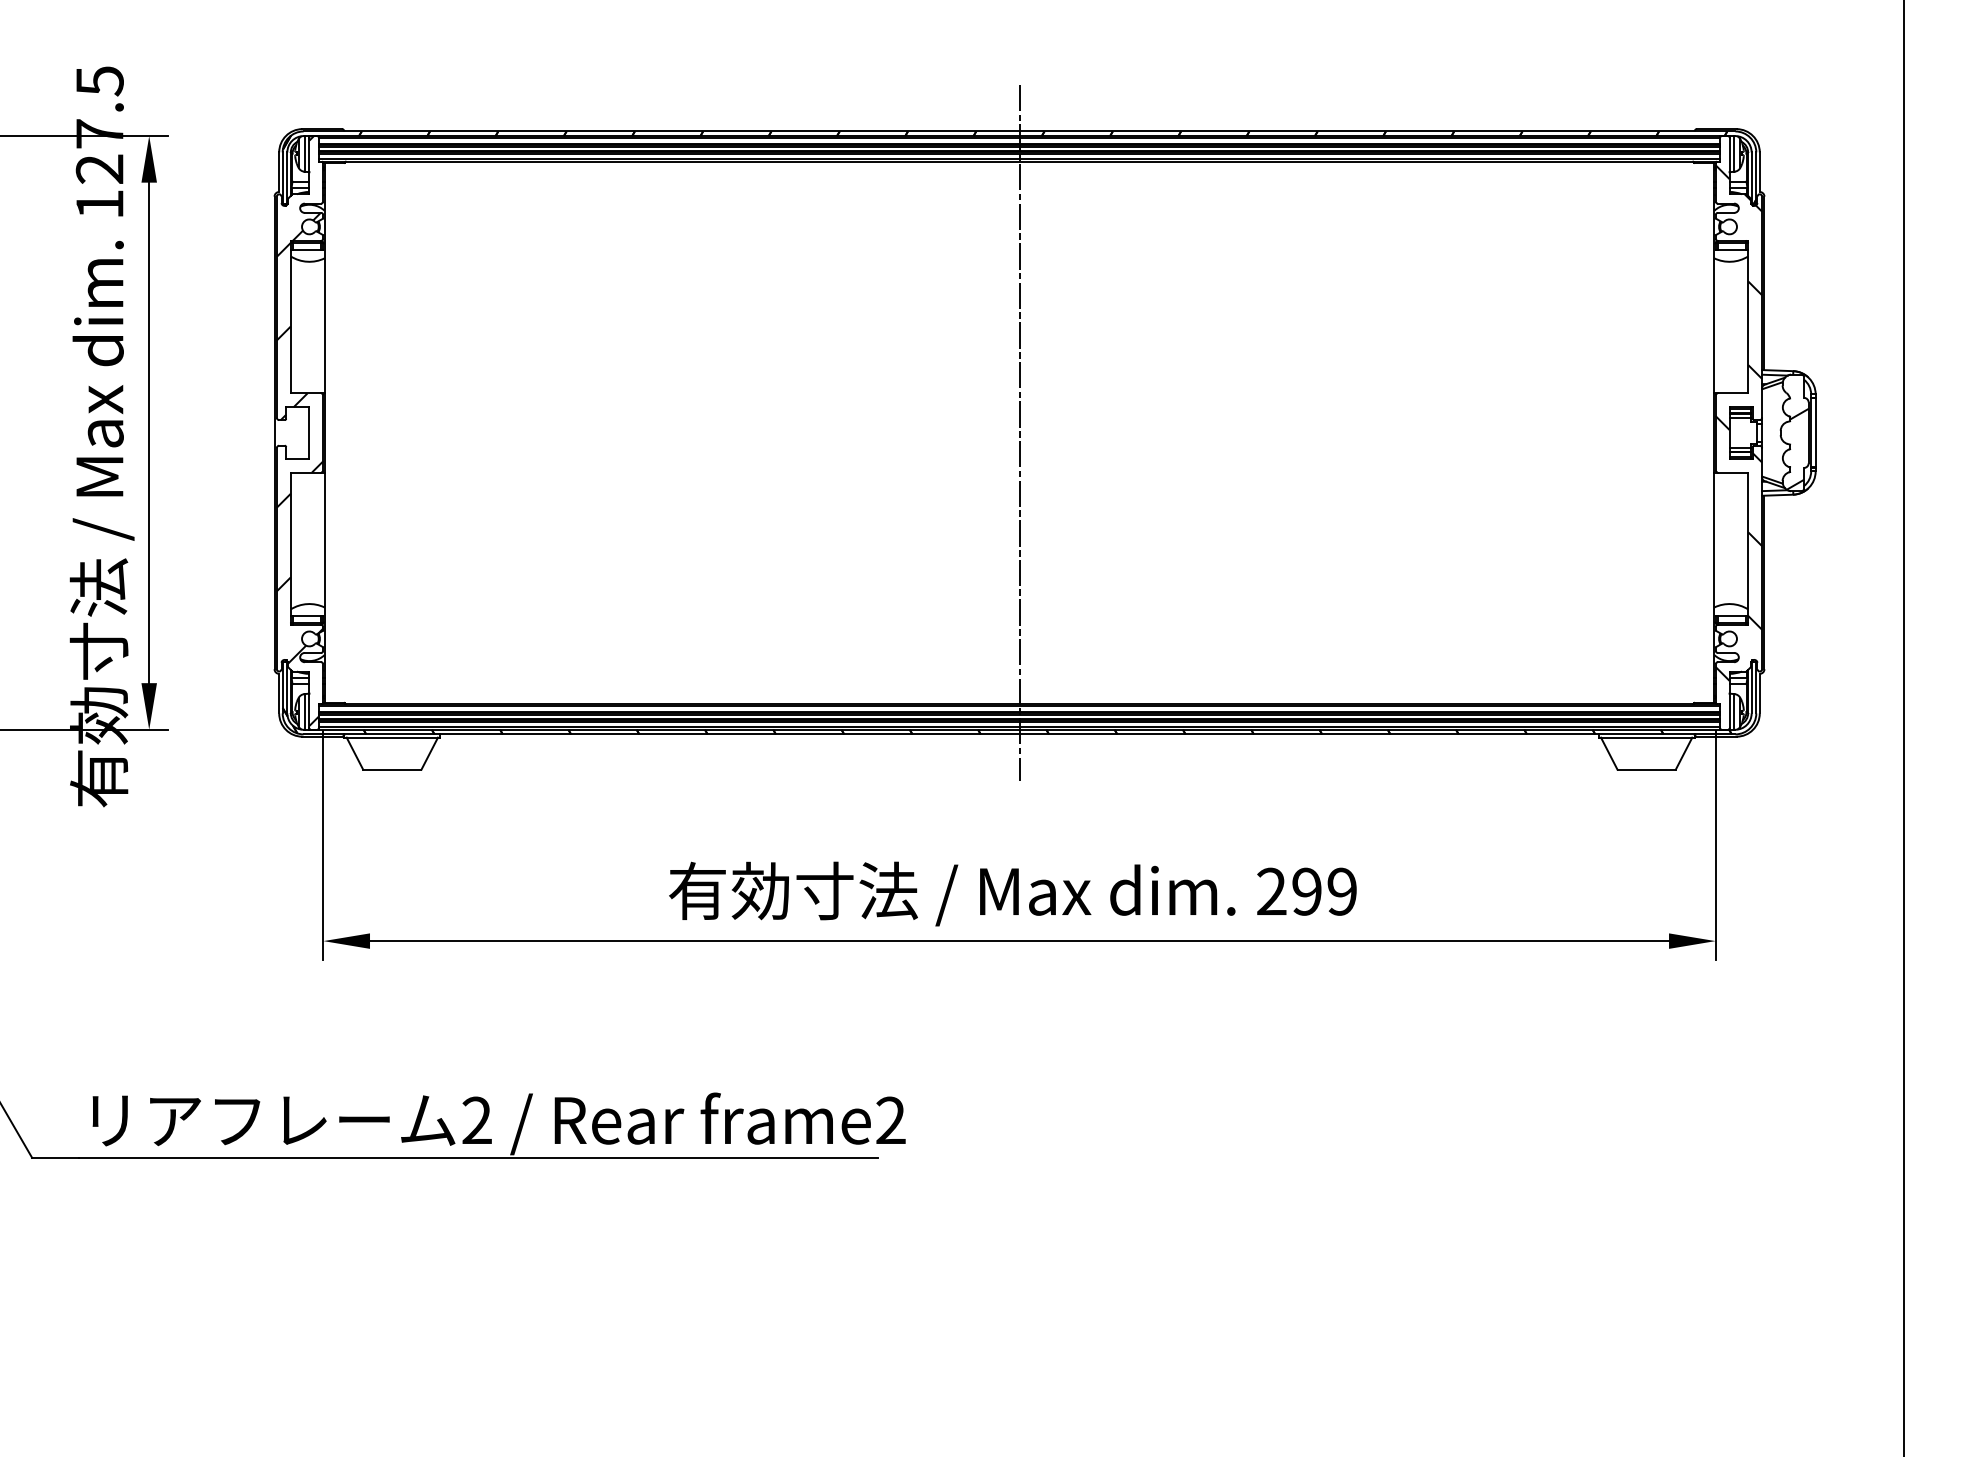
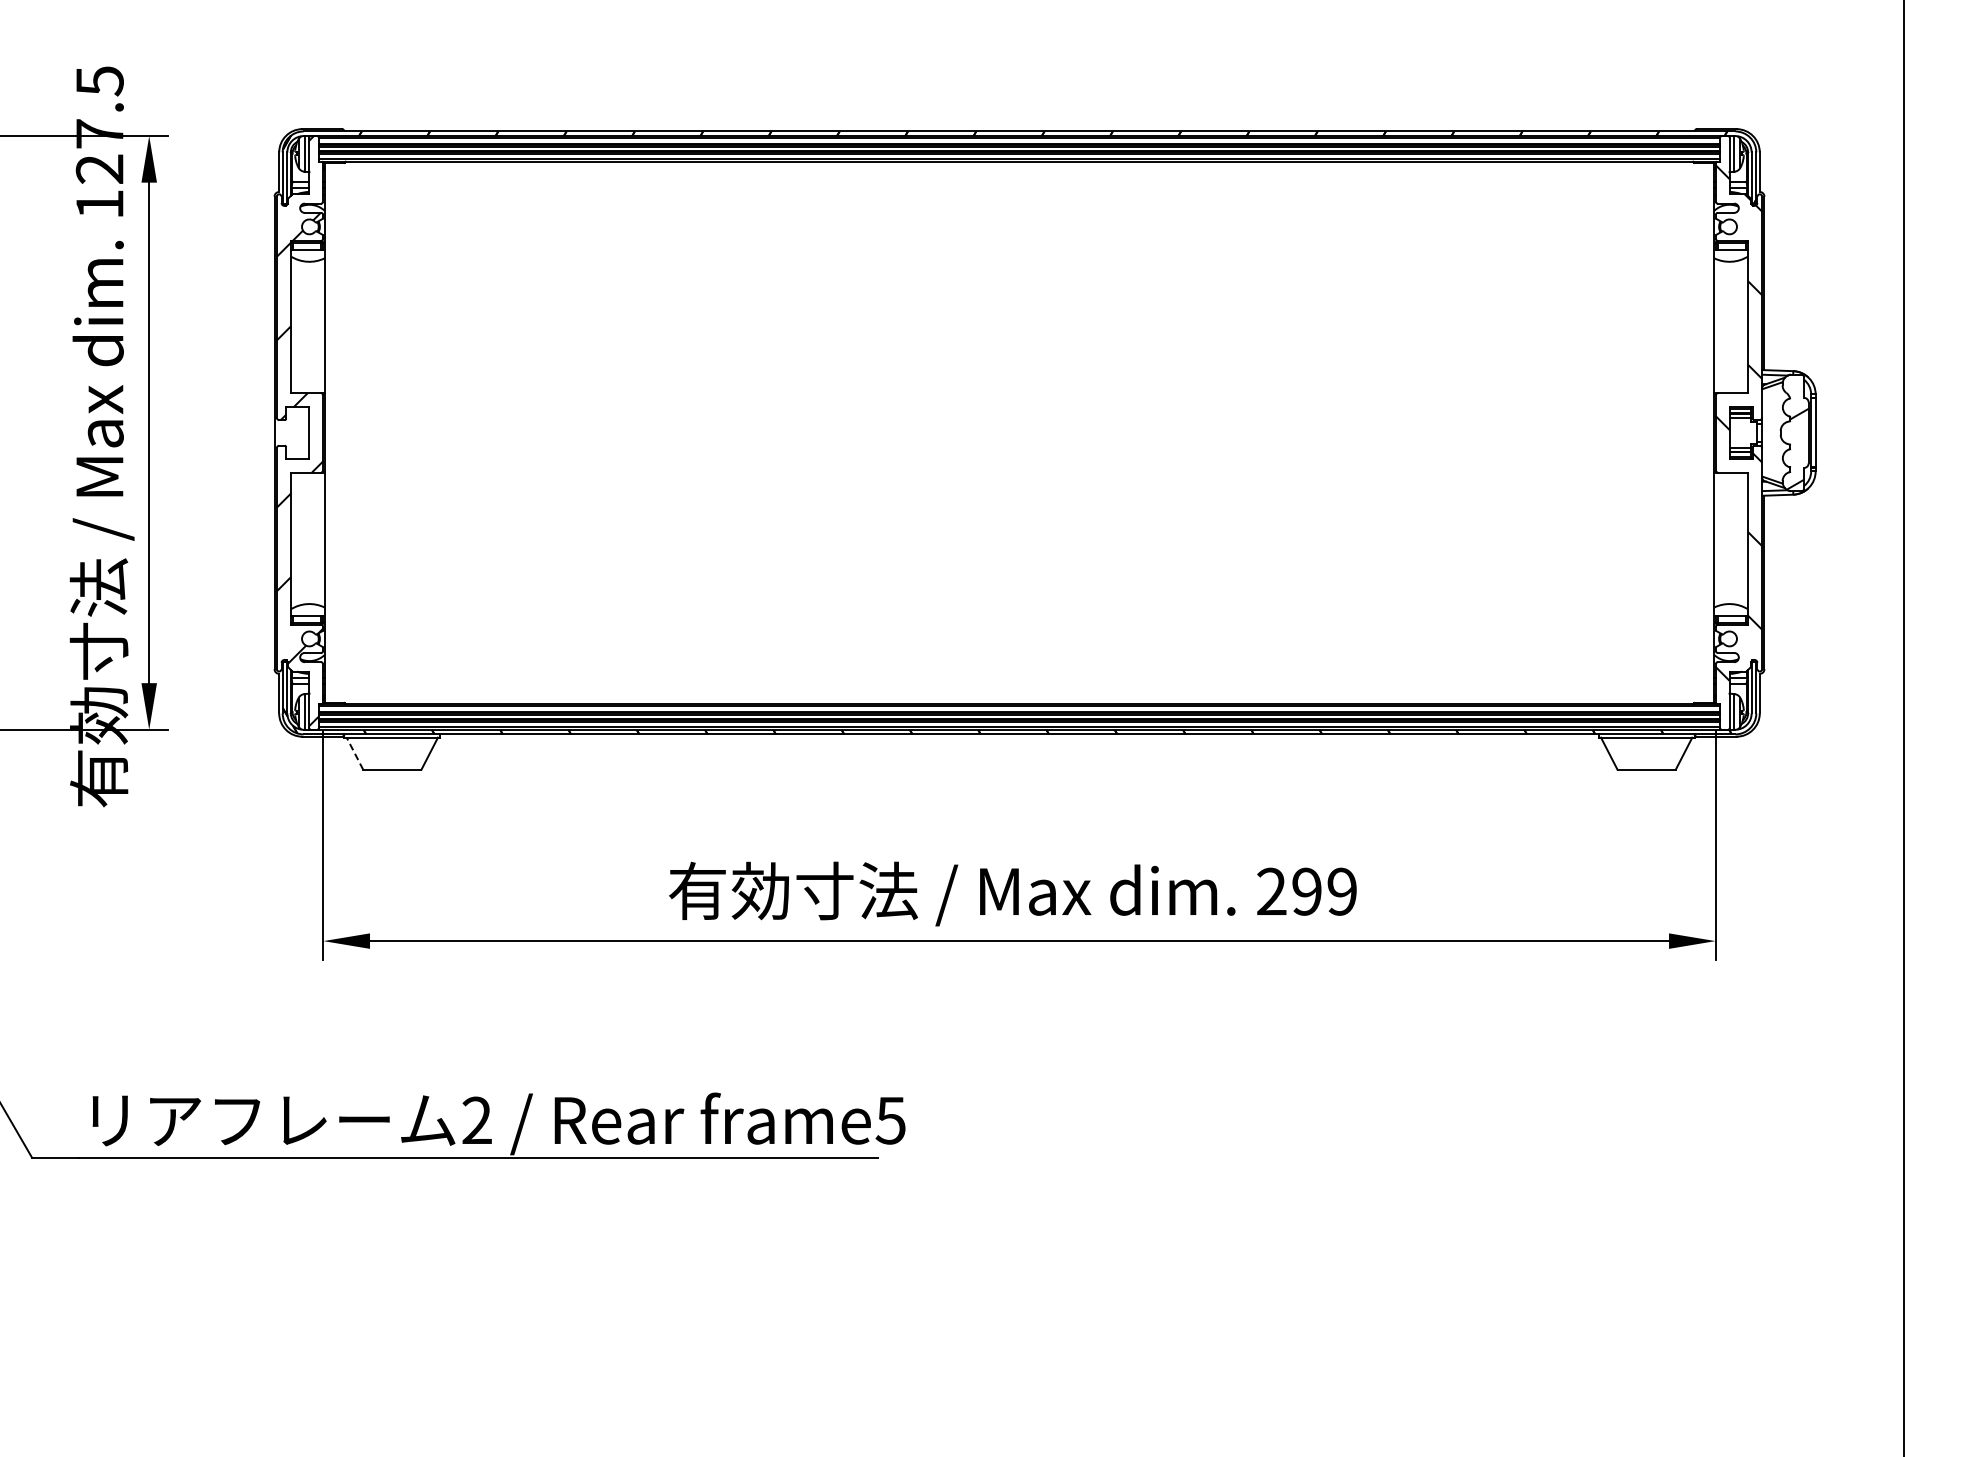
line: present -> none (1019, 432)
line: solid -> dashed (354, 753)
text: frame2 -> frame5 (890, 1120)
